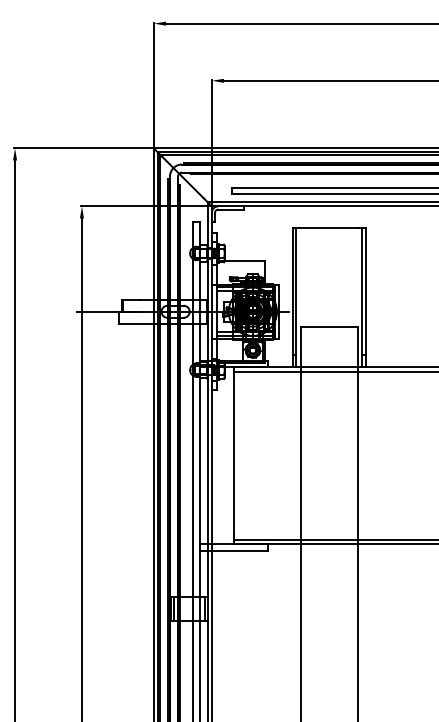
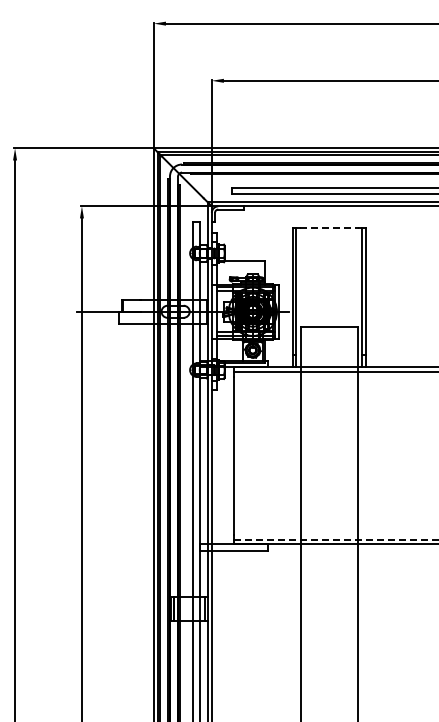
line: solid -> dashed (329, 228)
line: solid -> dashed (336, 539)
